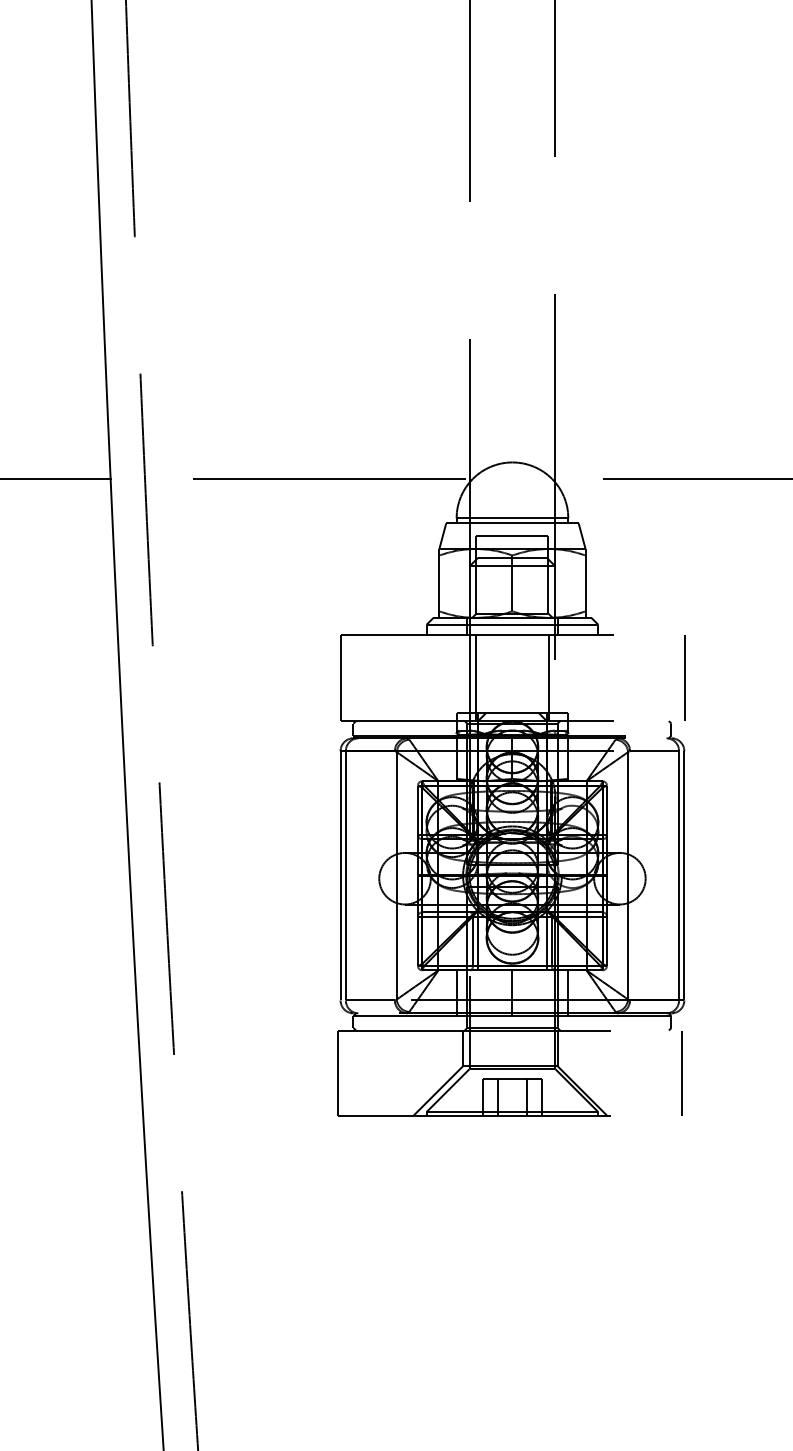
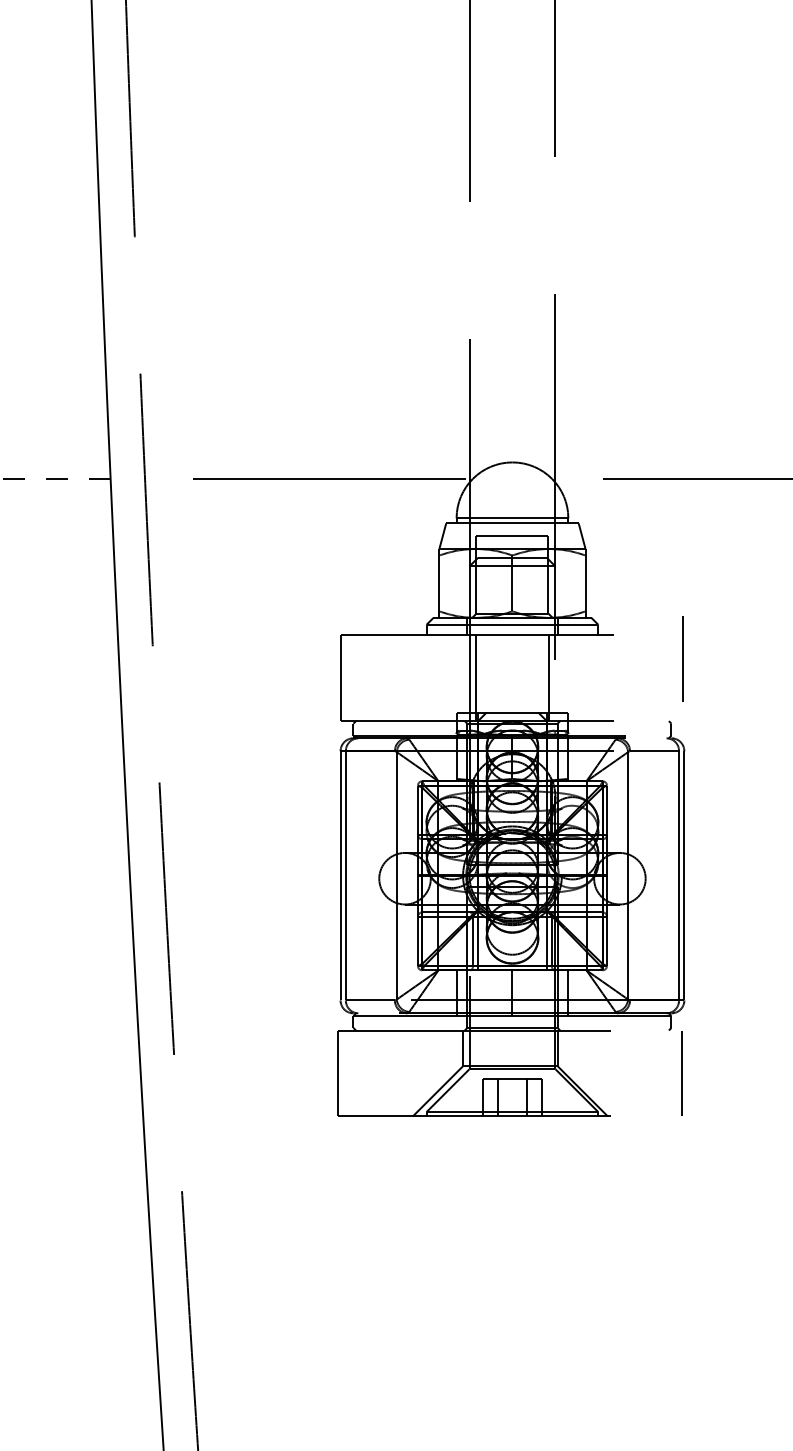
line: solid -> dashed (55, 479)
line position: (684, 677) -> (682, 658) (682, 658)
